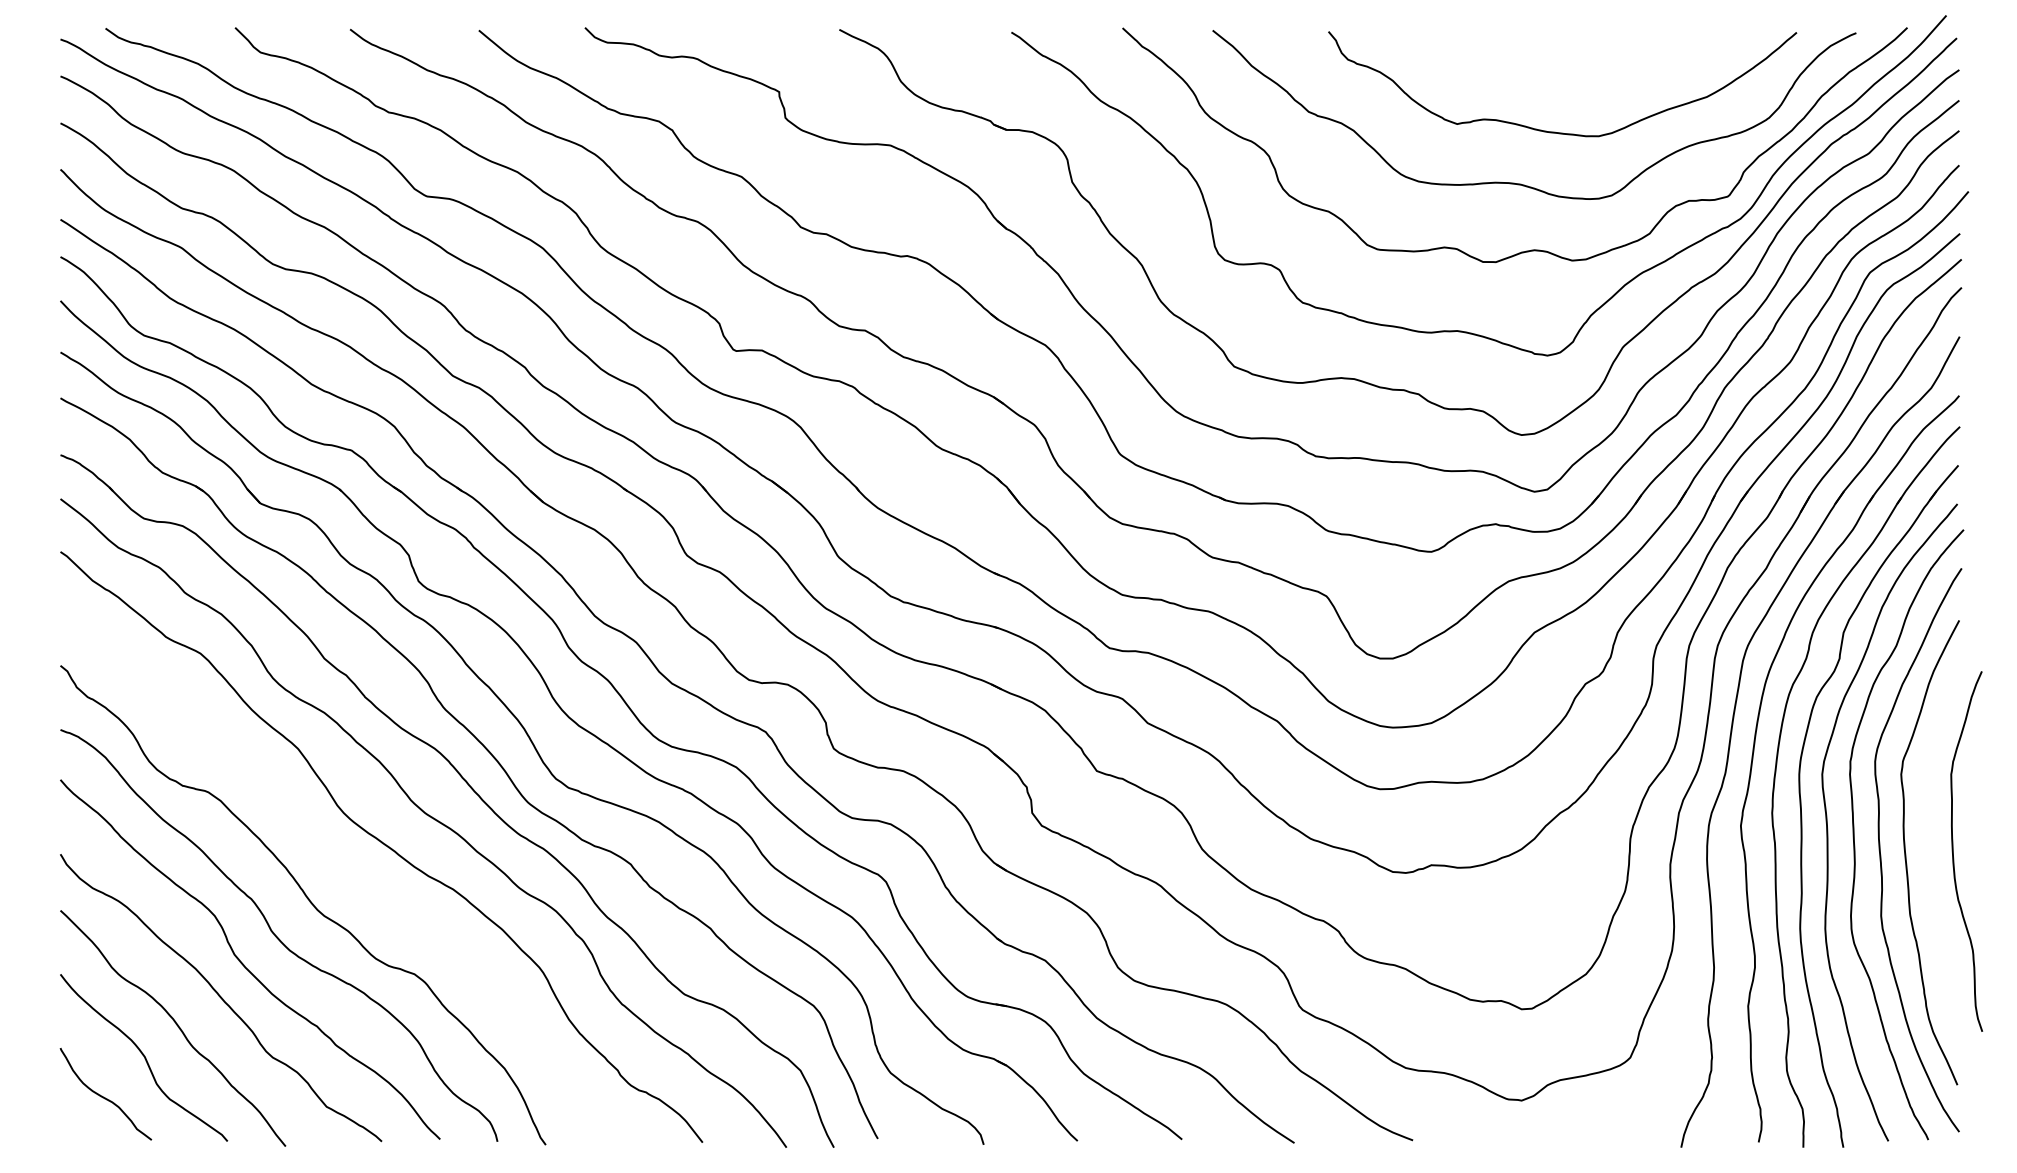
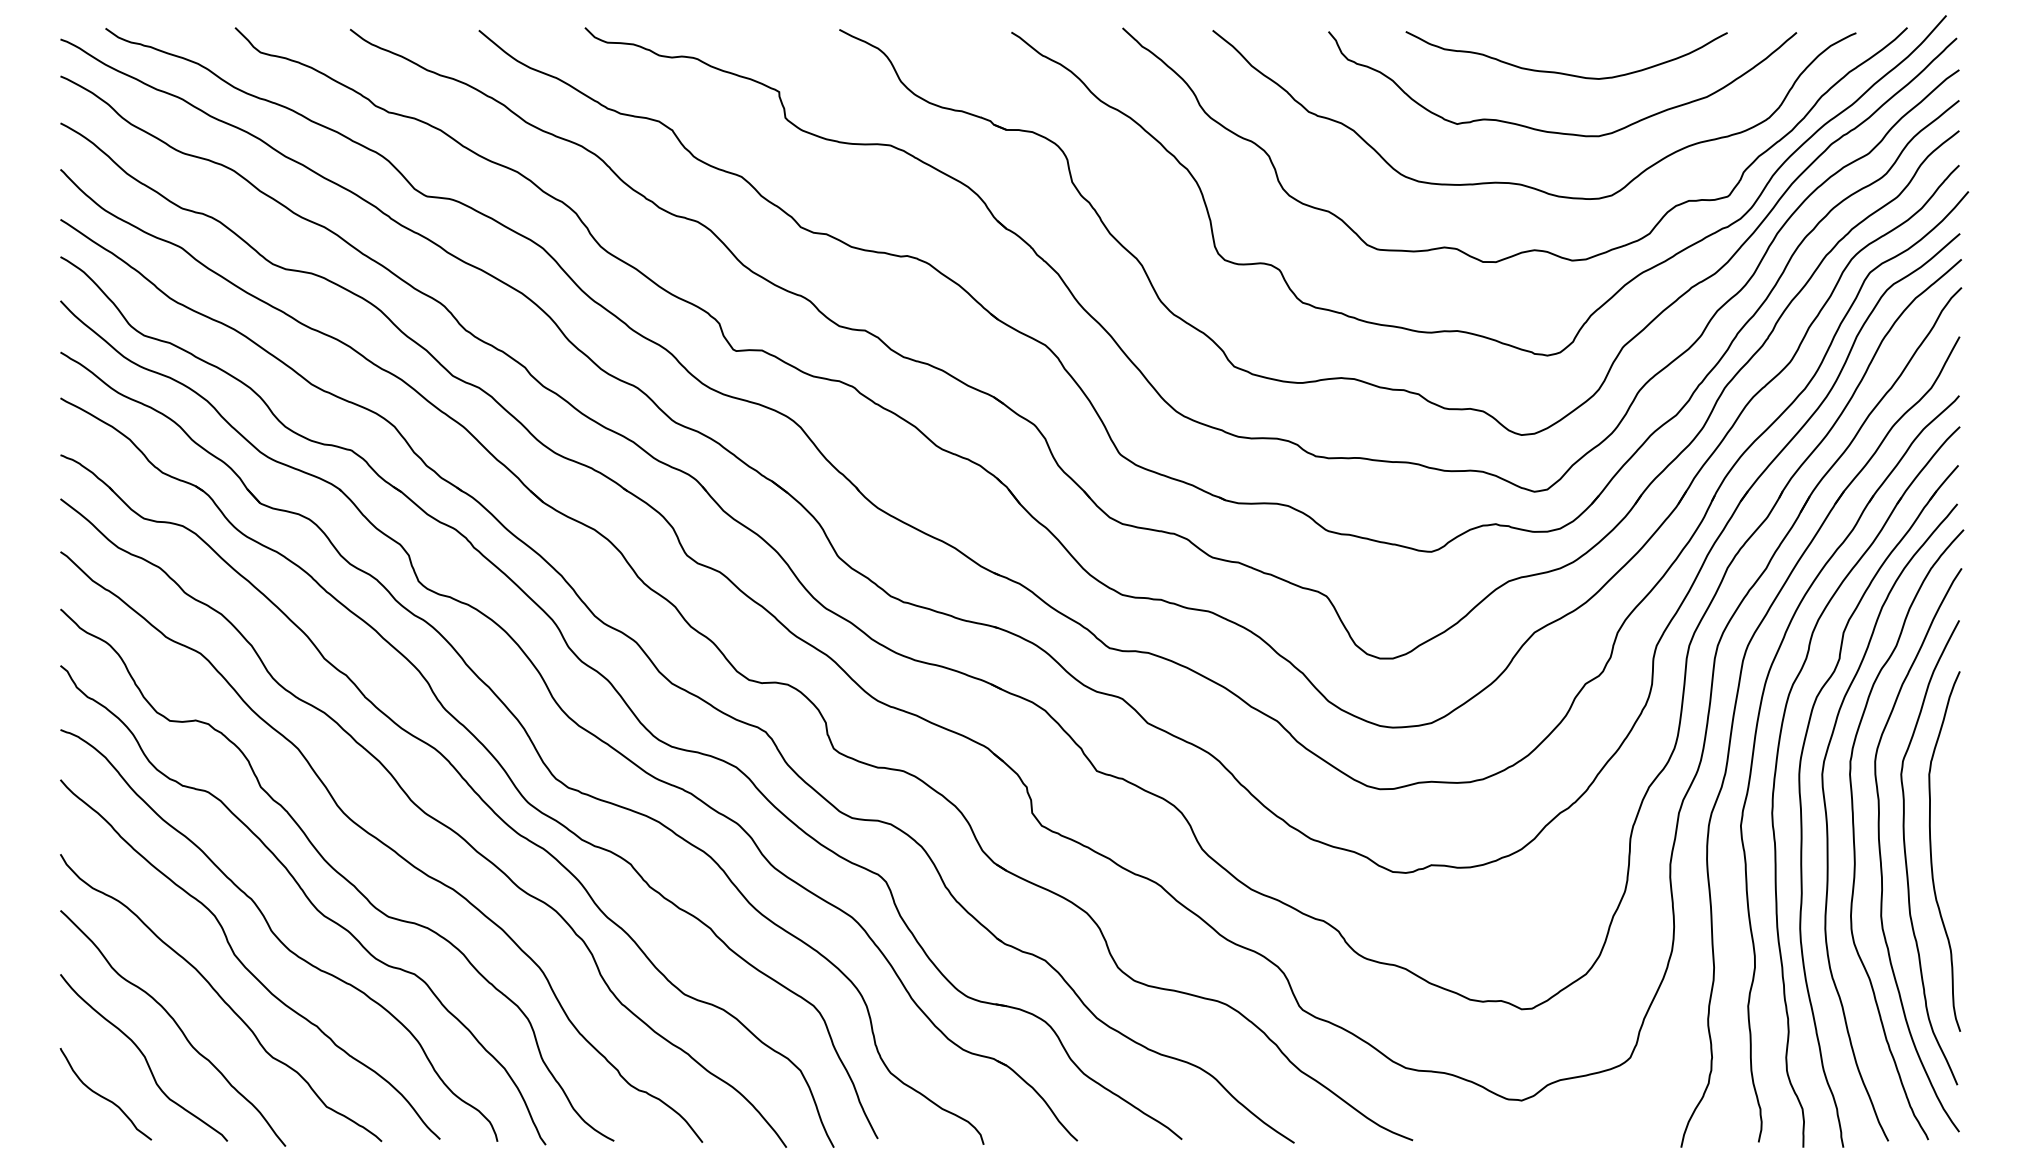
curve: none -> present (1562, 72)
curve position: (1953, 851) -> (1931, 851) (1931, 851)
curve: none -> present (337, 873)
